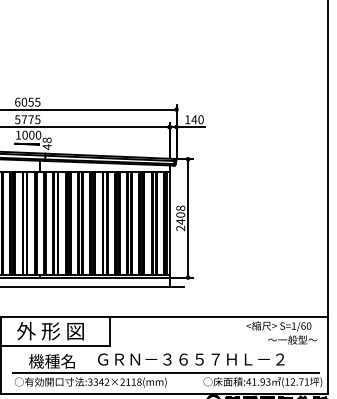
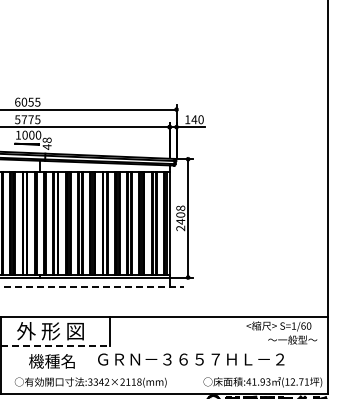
line: solid -> dashed (92, 287)
line: solid -> dashed (55, 346)
line: present -> none (165, 373)
